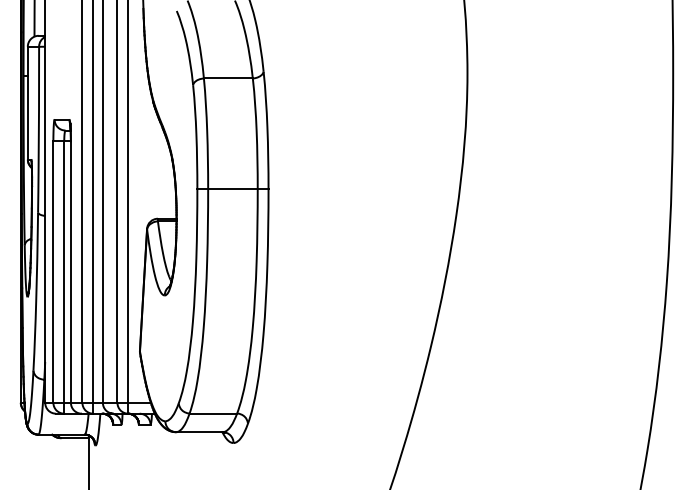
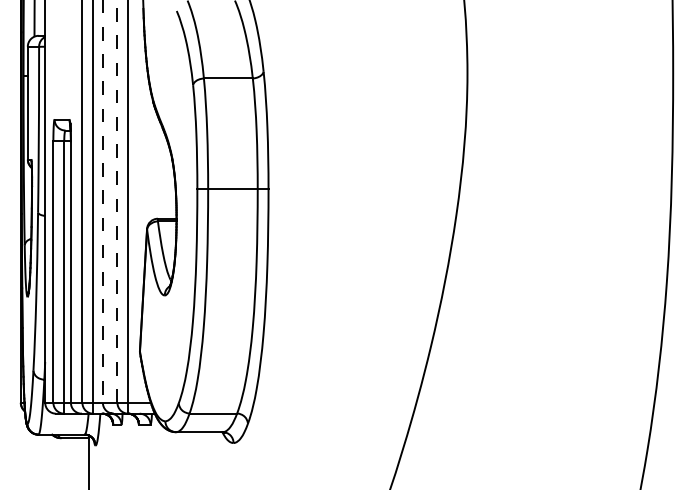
line: solid -> dashed (102, 201)
line: solid -> dashed (117, 201)
